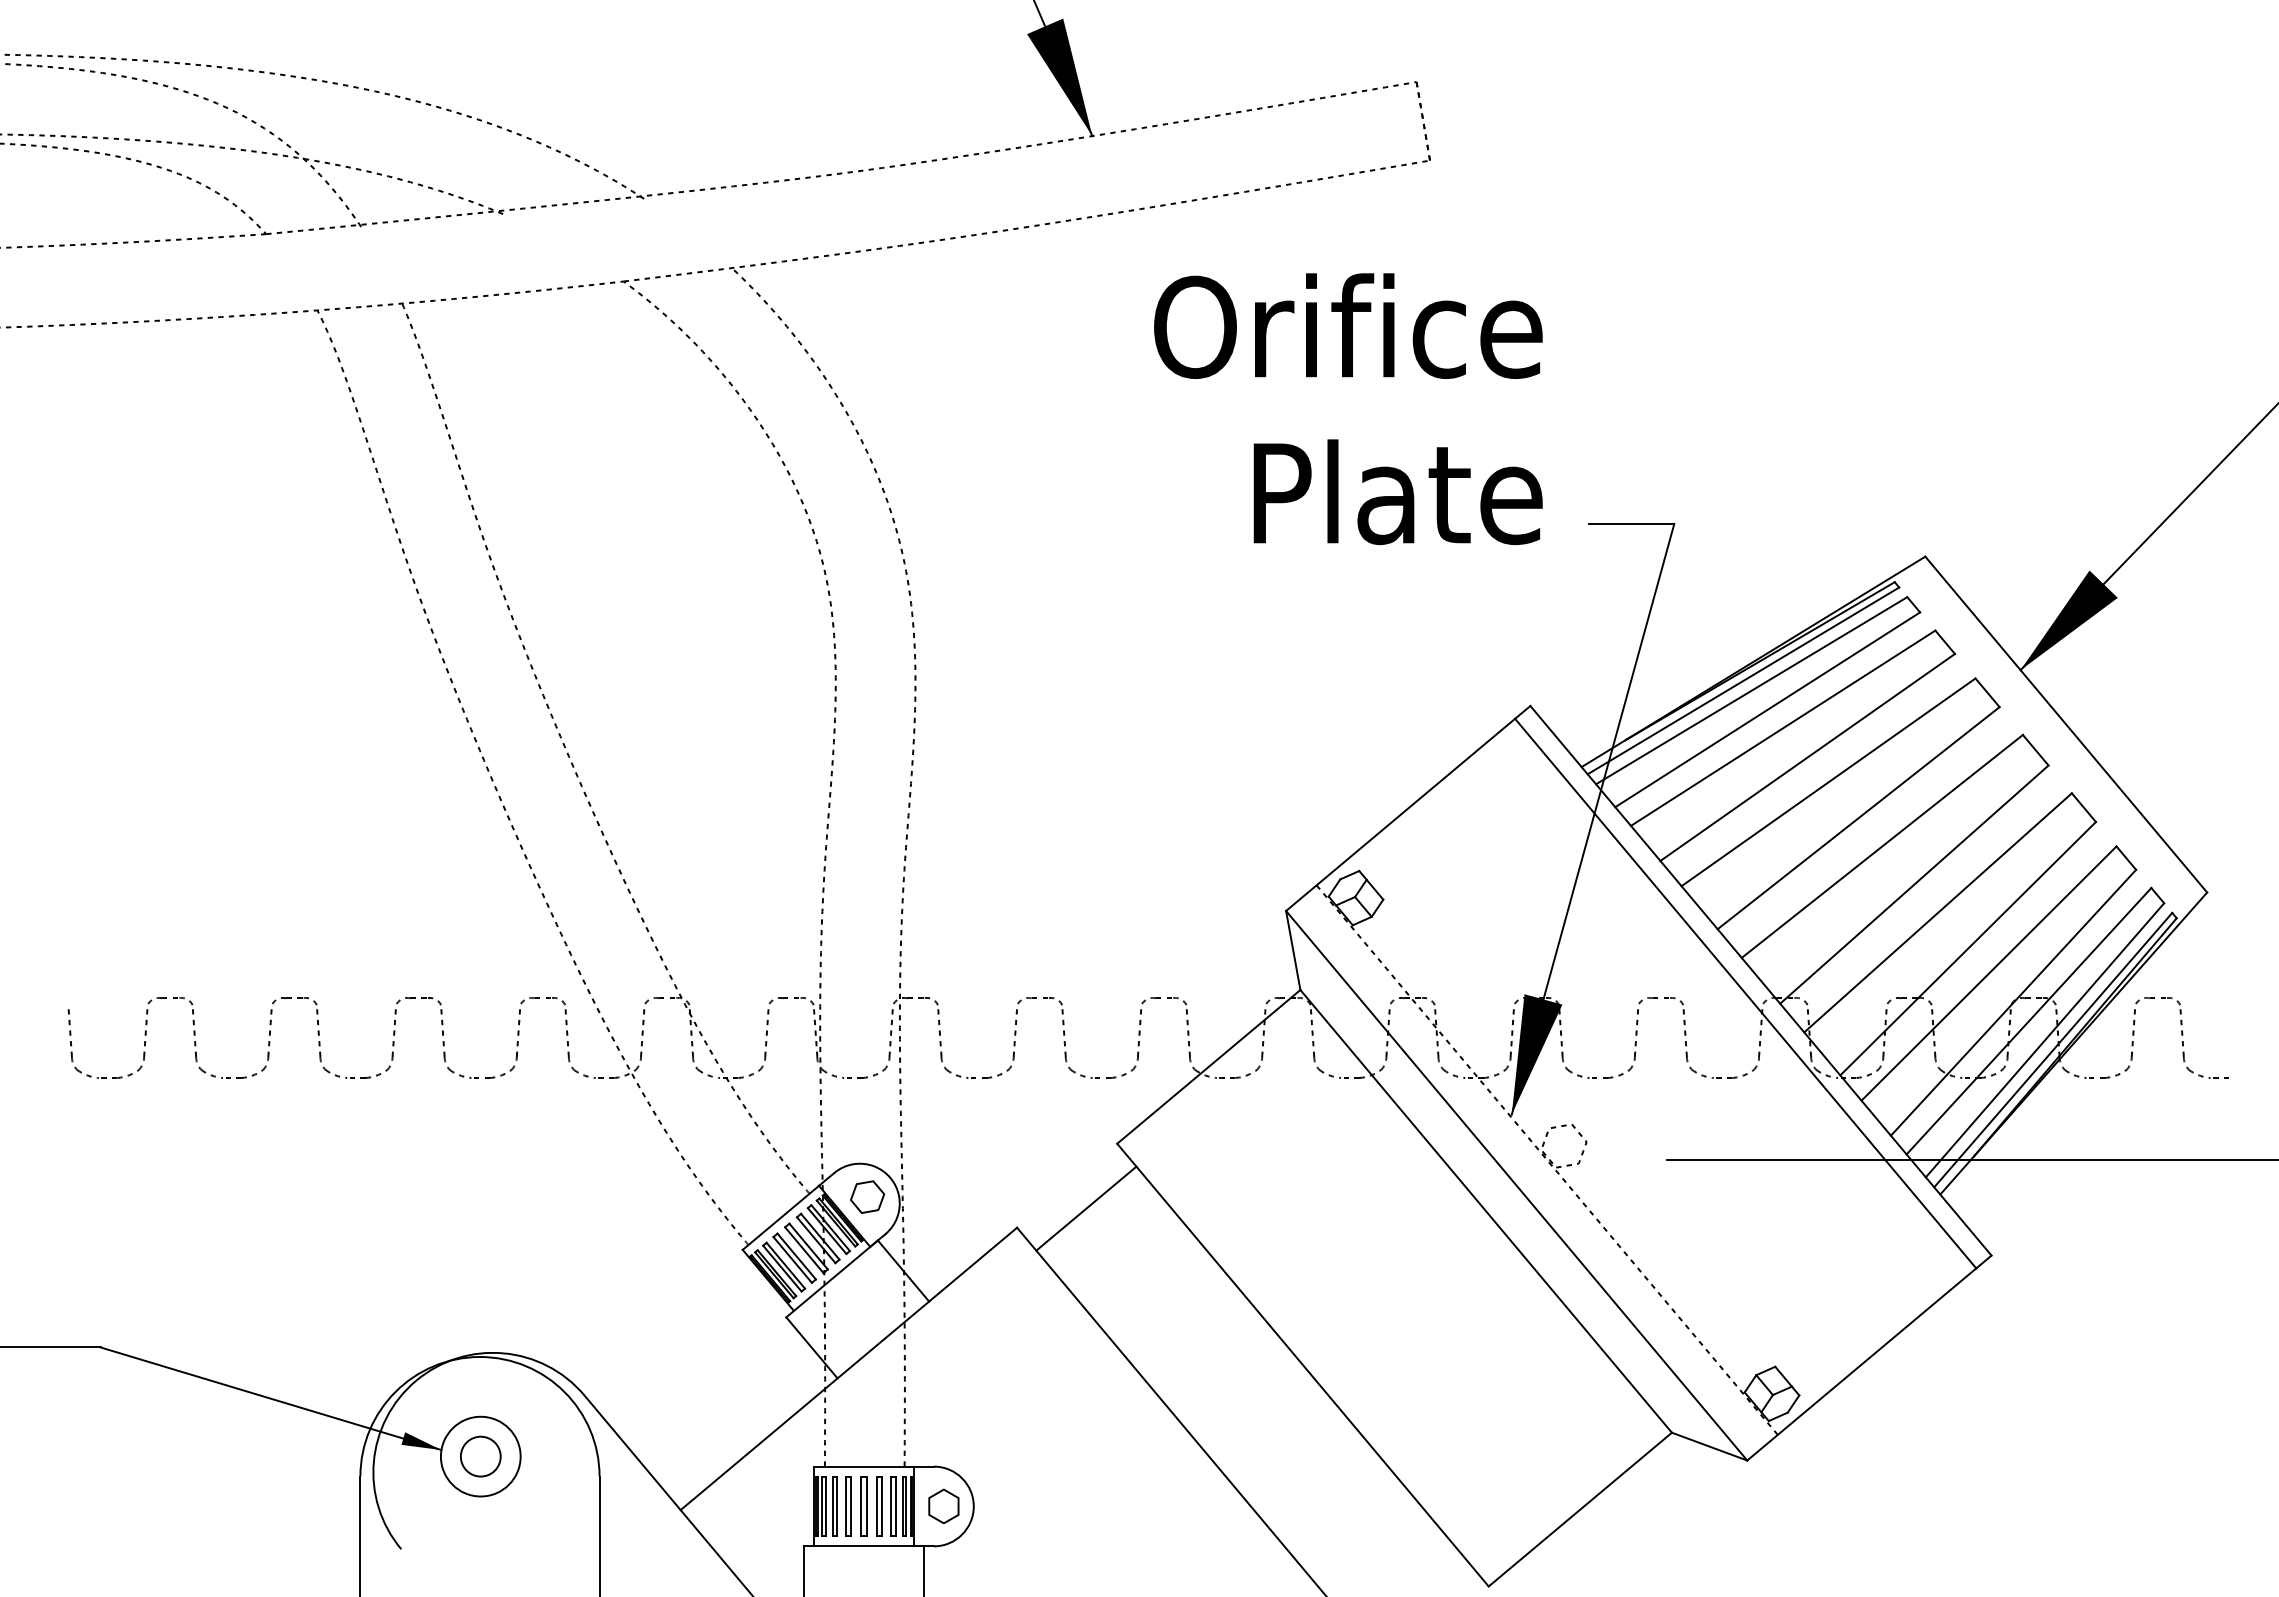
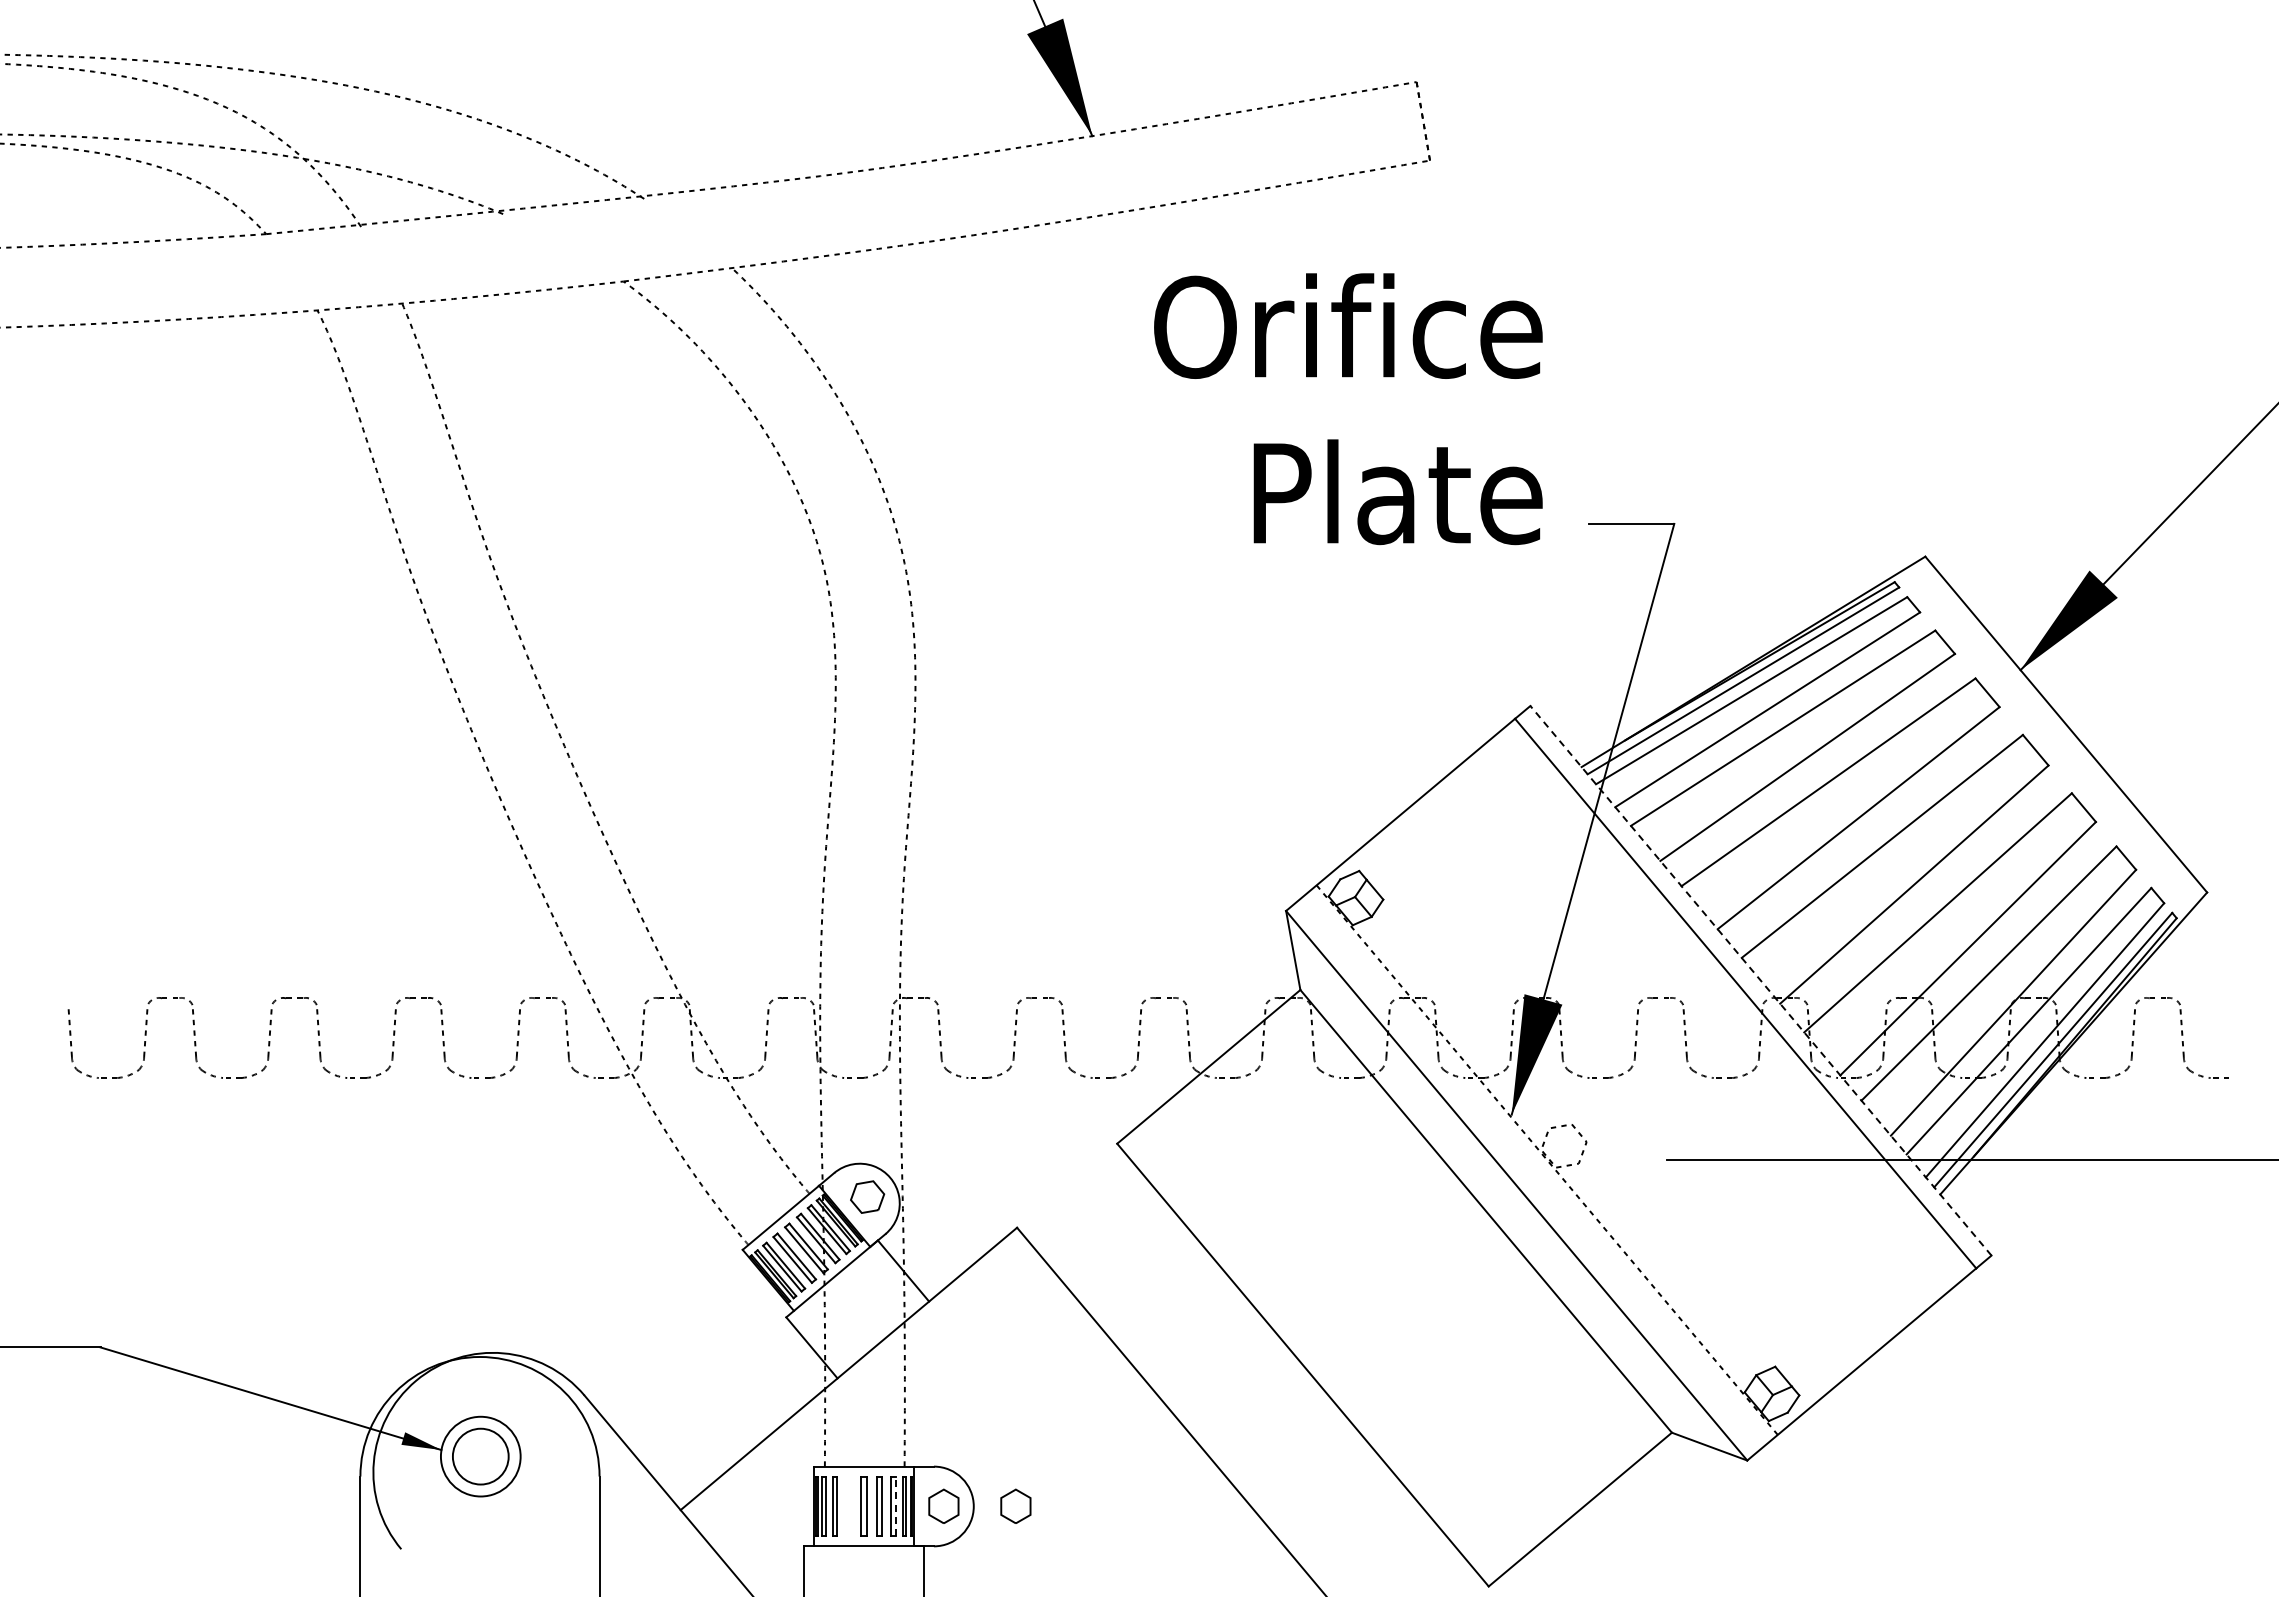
line: solid -> dashed (1760, 980)
line: present -> none (1086, 1208)
circle diameter: 40 px -> 56 px (480, 1456)
part: none -> present (1015, 1505)
part: present -> none (848, 1506)
line: solid -> dashed (895, 1506)
